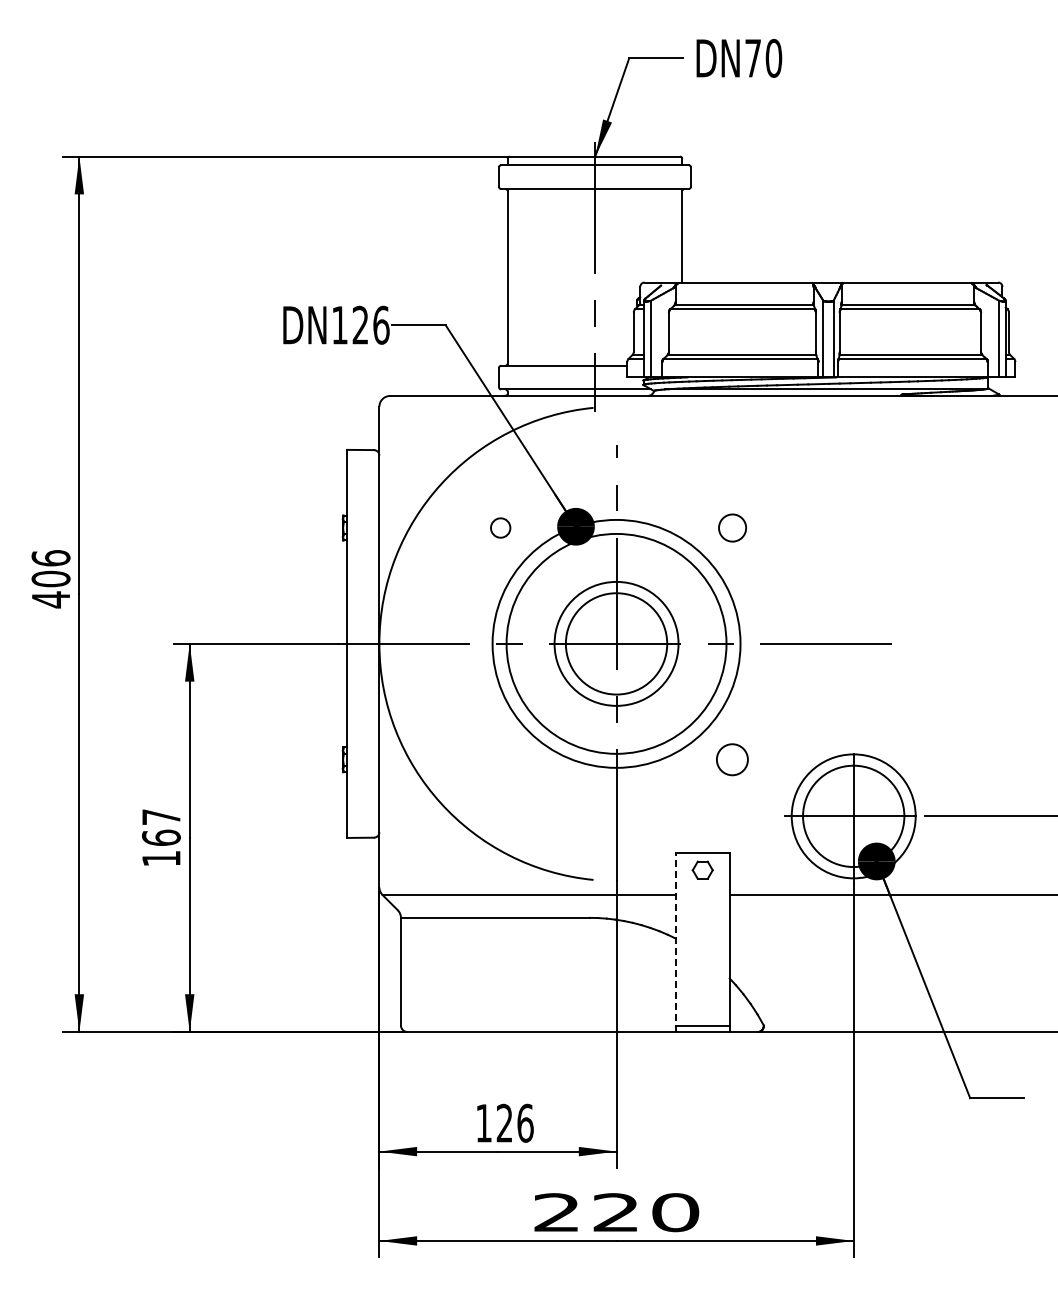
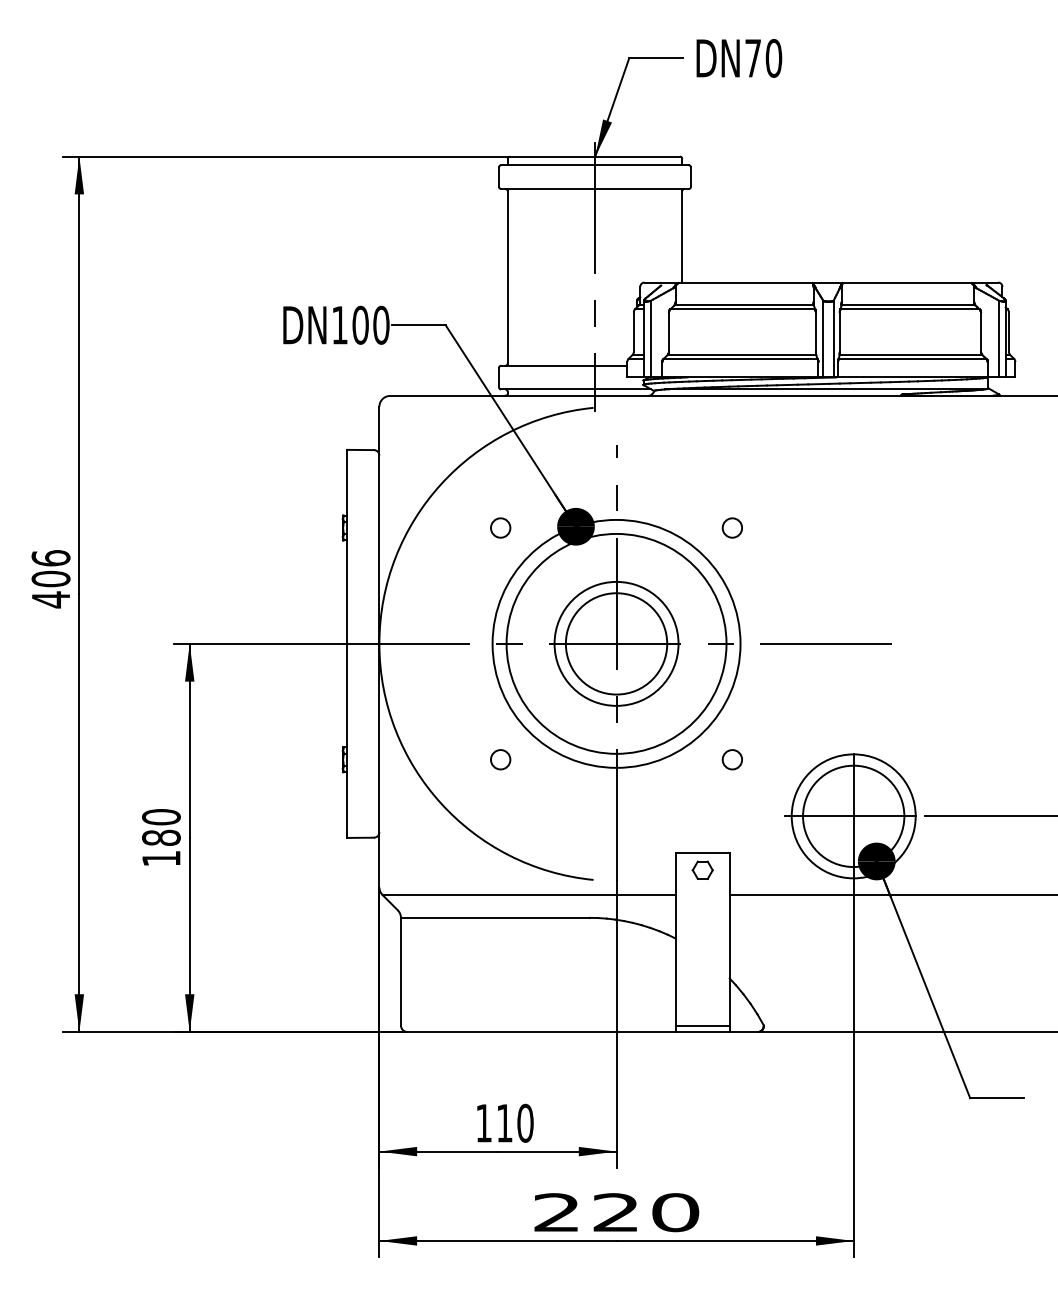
text: DN126 -> DN100 (370, 324)
circle size: 29x30 px -> 22x22 px (731, 527)
circle: none -> present (500, 759)
circle diameter: 31 px -> 19 px (732, 759)
text: 167 -> 180 (161, 827)
line: dashed -> solid (675, 942)
text: 126 -> 110 (514, 1122)
